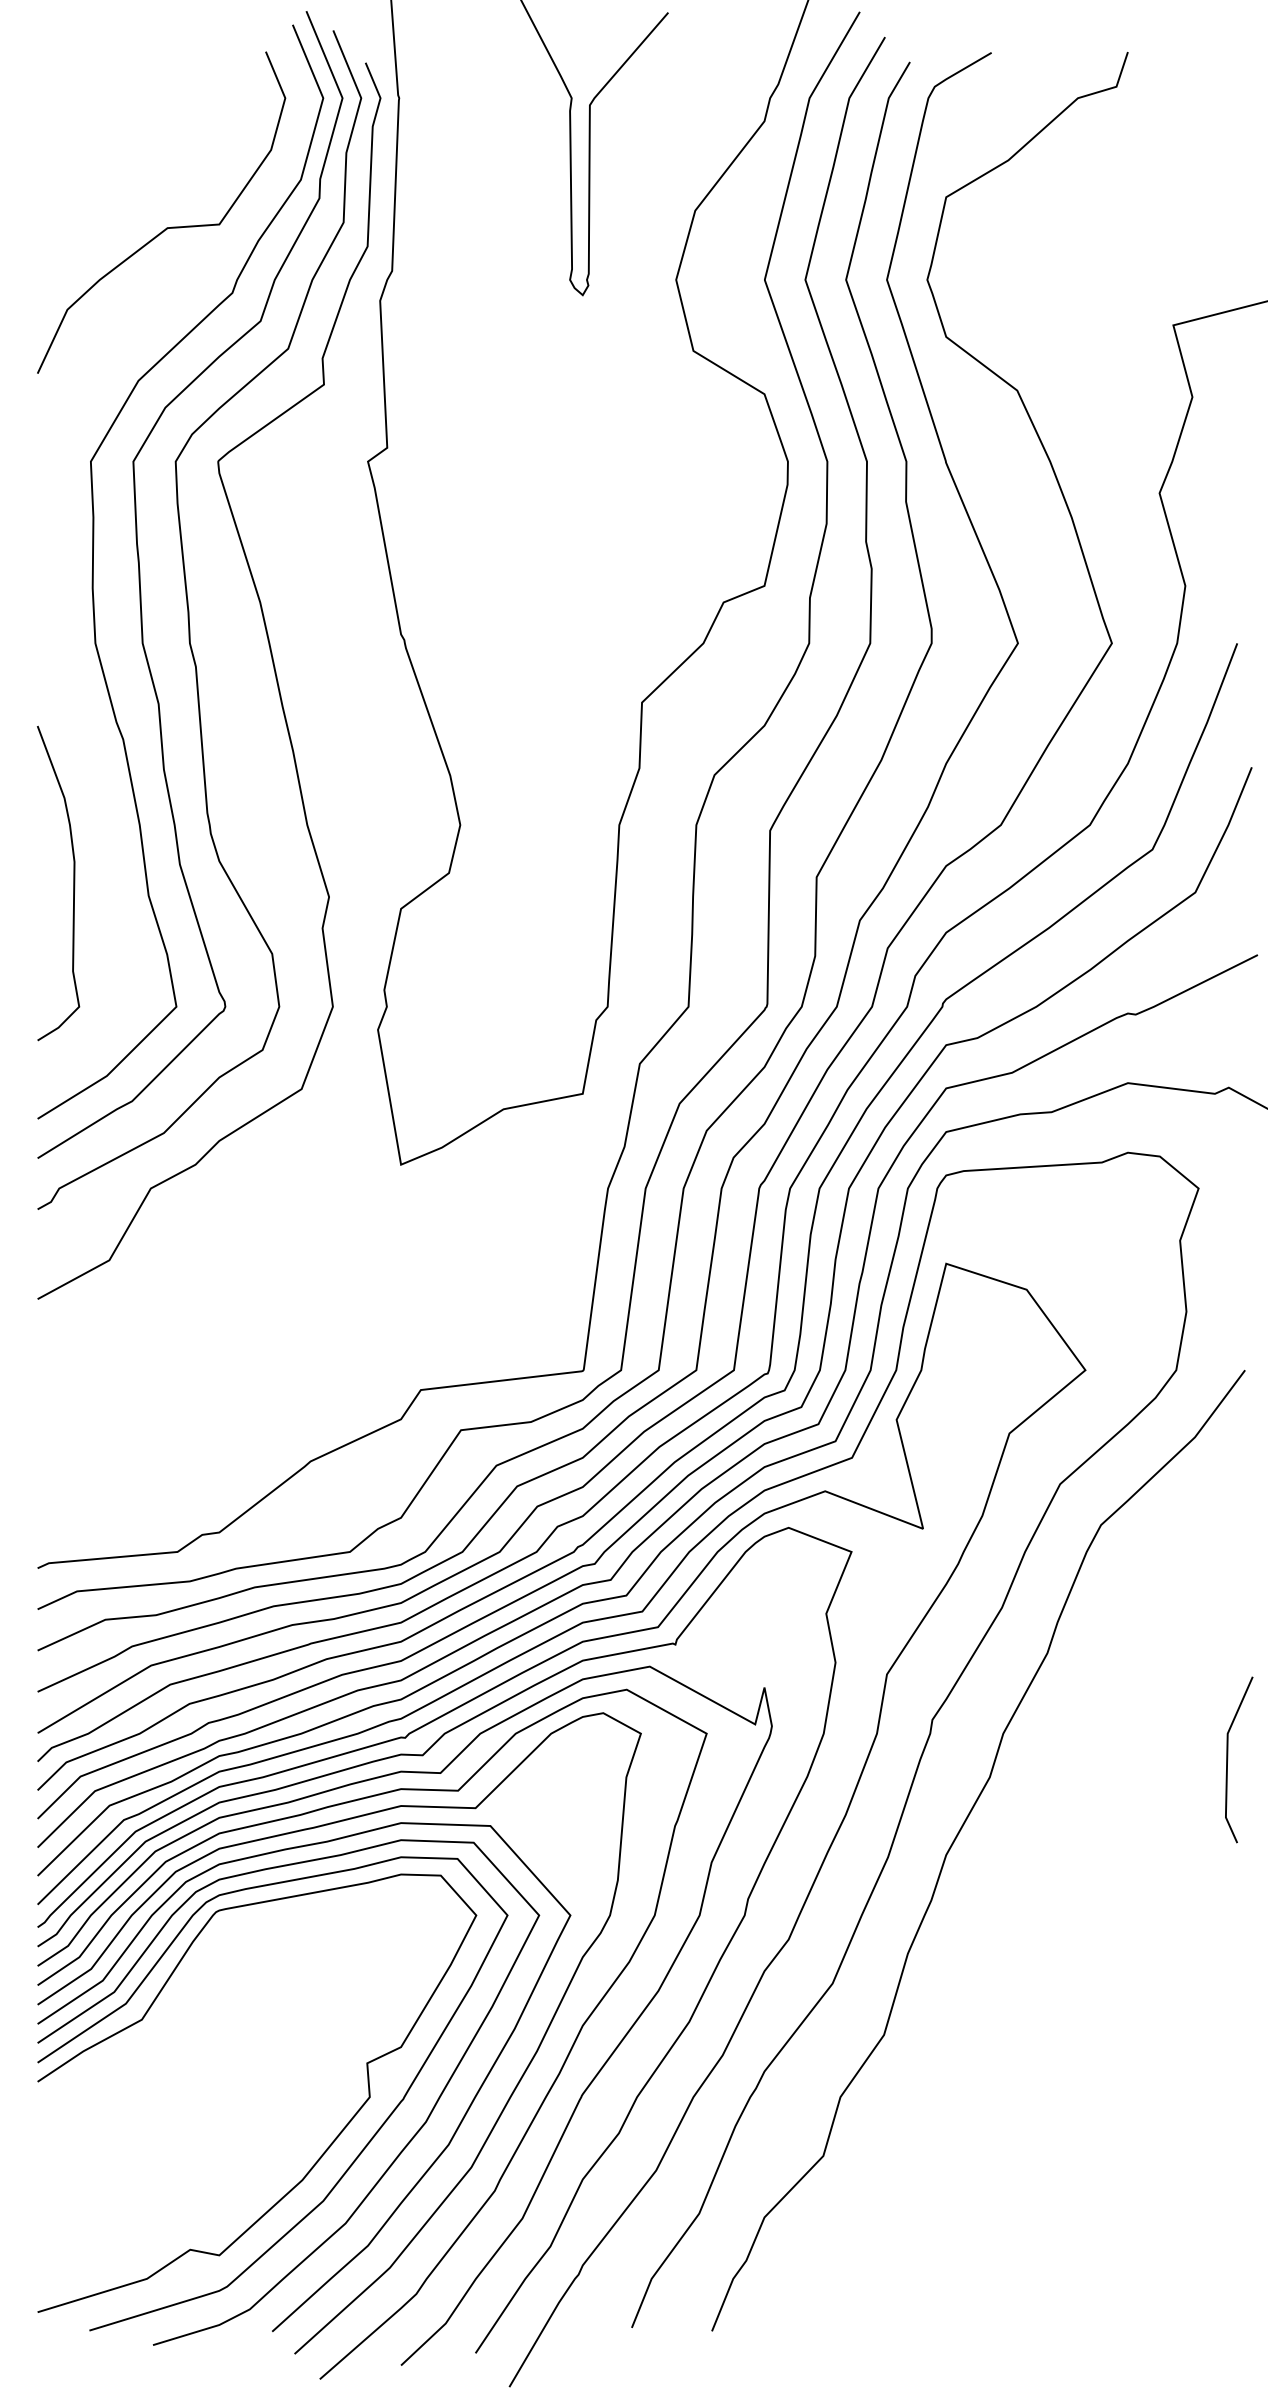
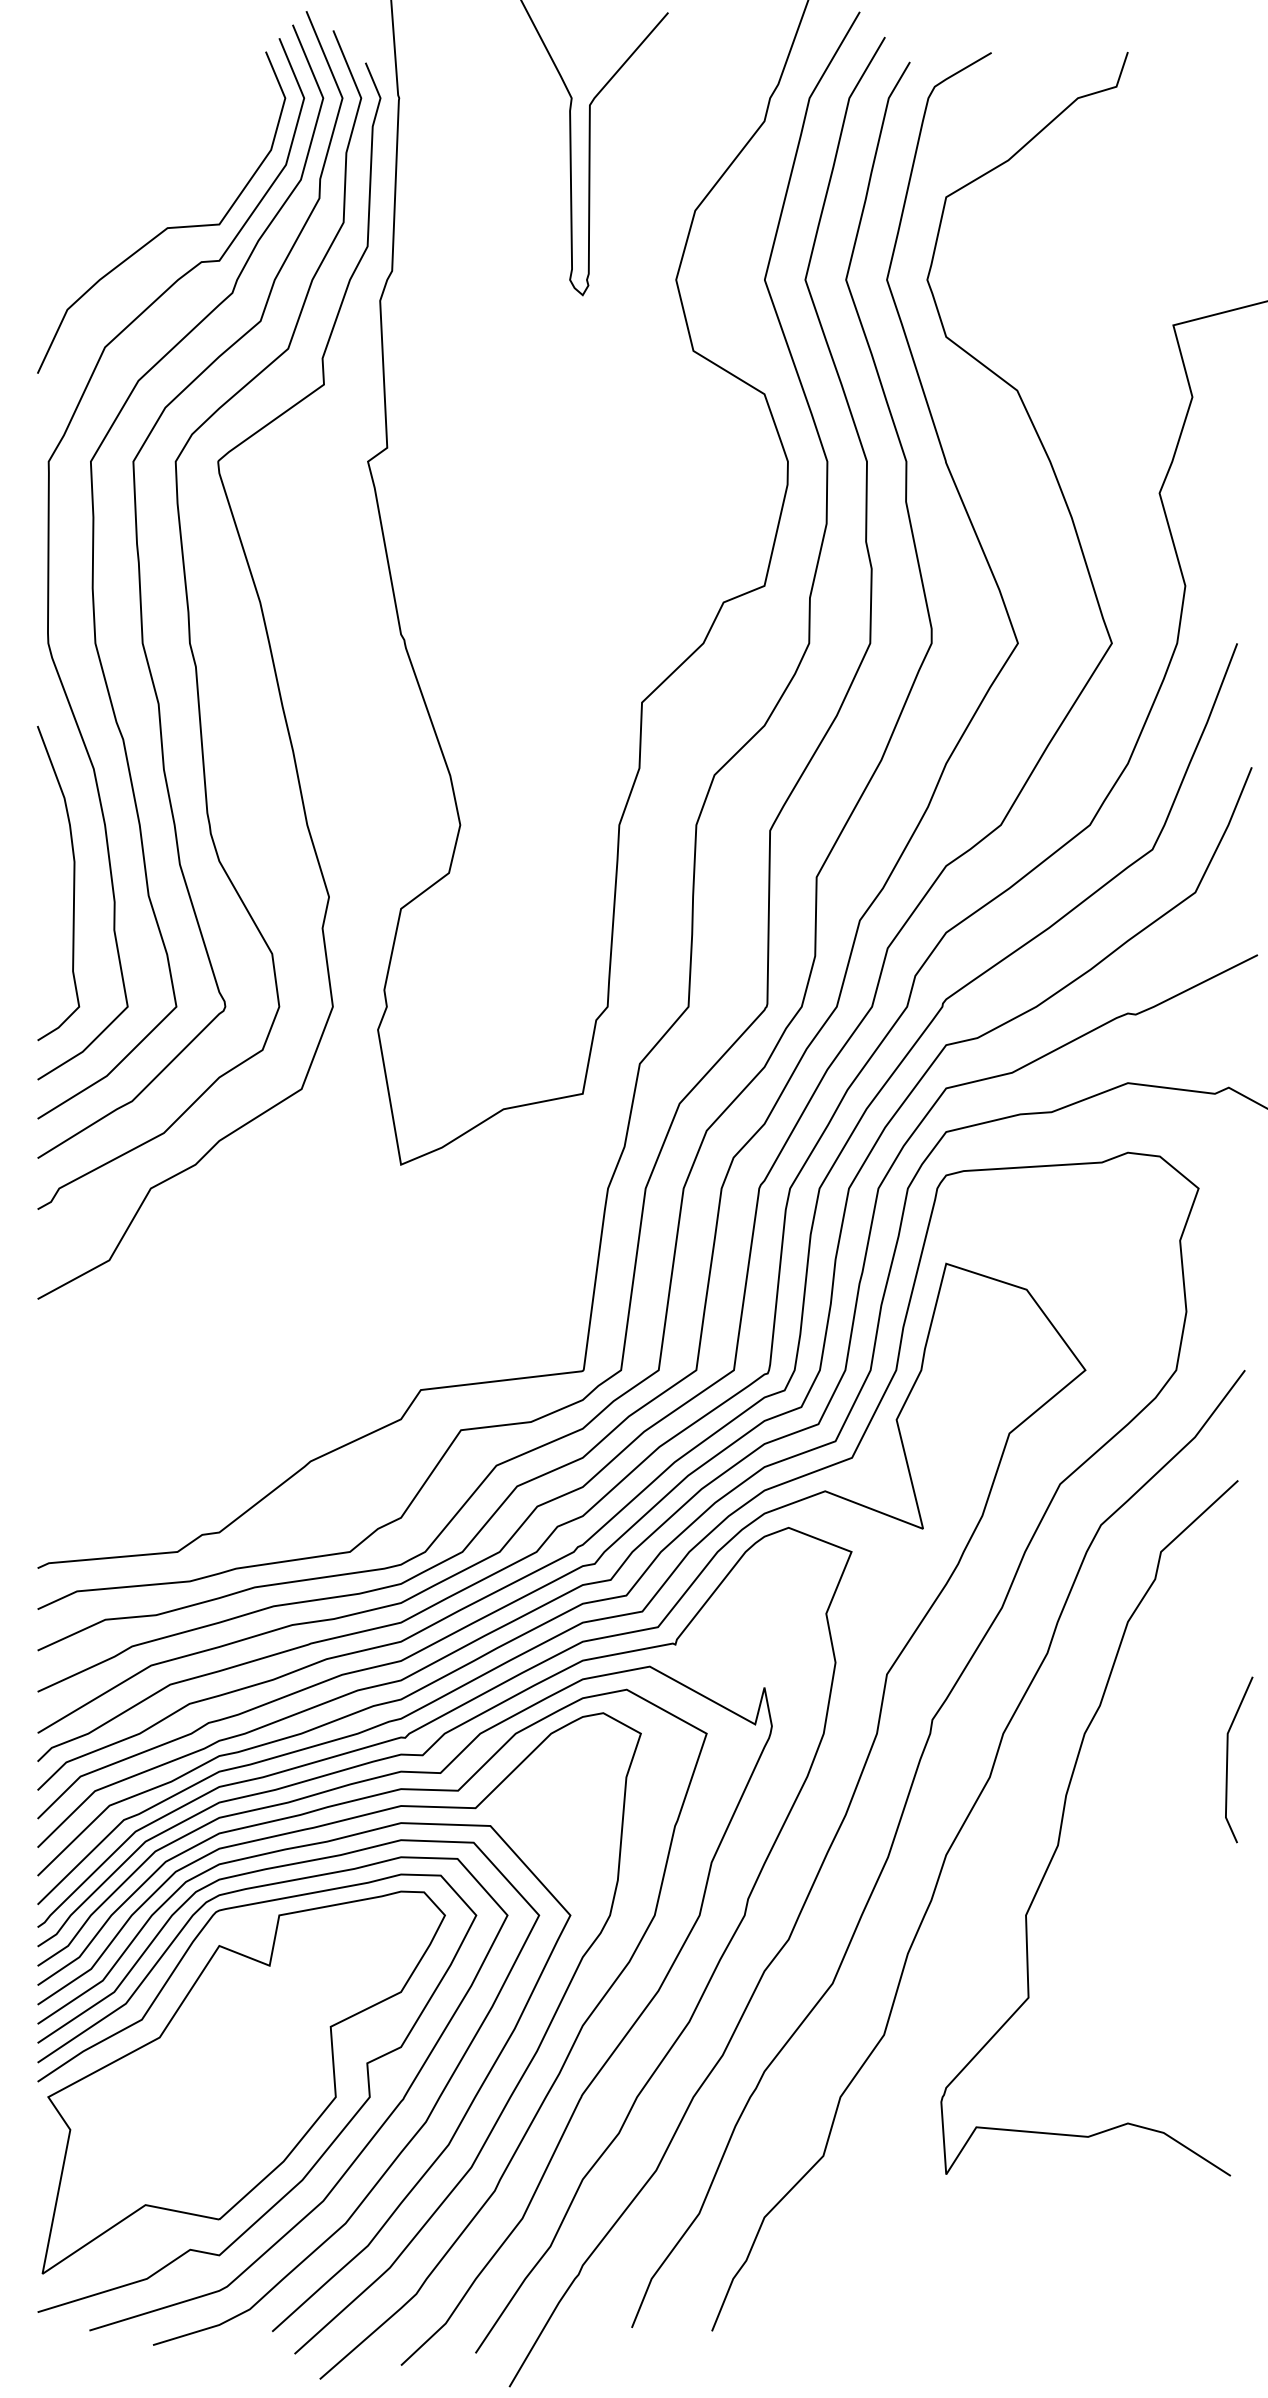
curve: none -> present (49, 559)
curve: none -> present (1062, 1825)
part: none -> present (243, 2082)
